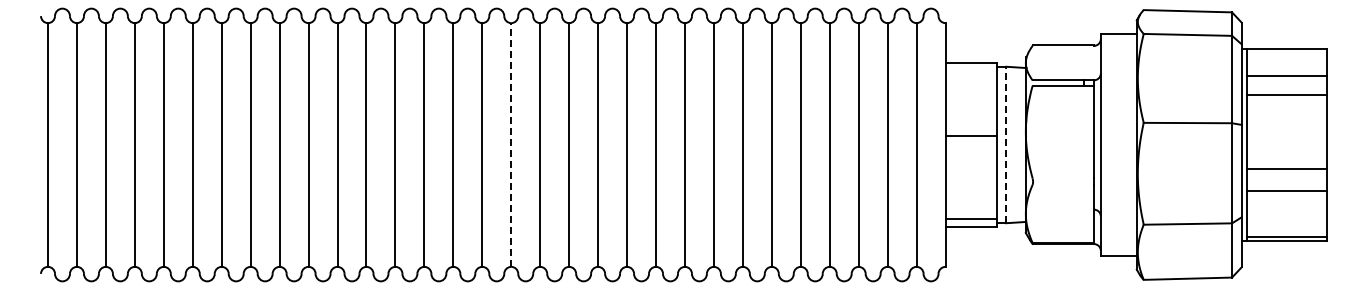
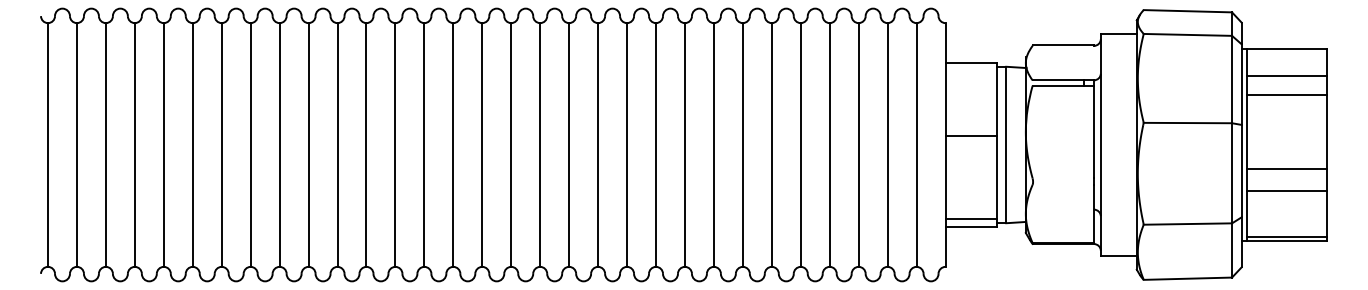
line: dashed -> solid (1006, 144)
line: dashed -> solid (511, 145)
